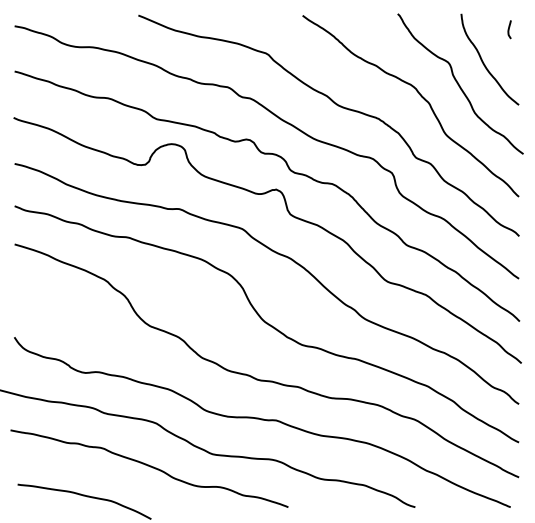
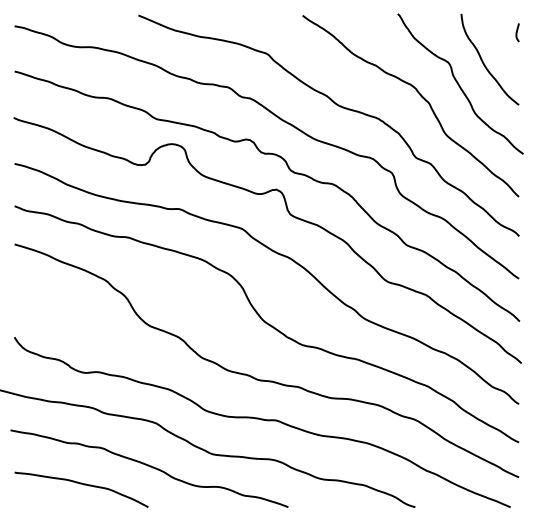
curve position: (509, 29) -> (517, 32) (517, 32)
curve position: (84, 496) -> (81, 484) (81, 484)
